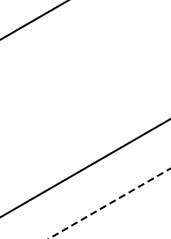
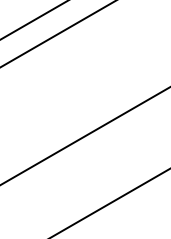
line: none -> present (57, 34)
line position: (84, 168) -> (84, 136) (84, 136)
line: dashed -> solid (110, 203)
